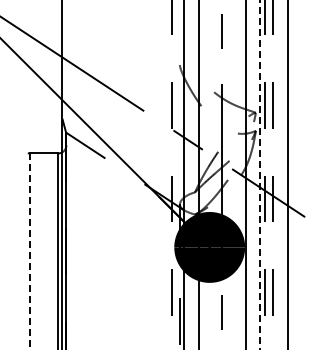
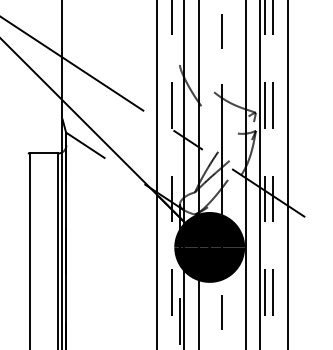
line: none -> present (156, 174)
line: dashed -> solid (260, 175)
line: dashed -> solid (29, 251)
